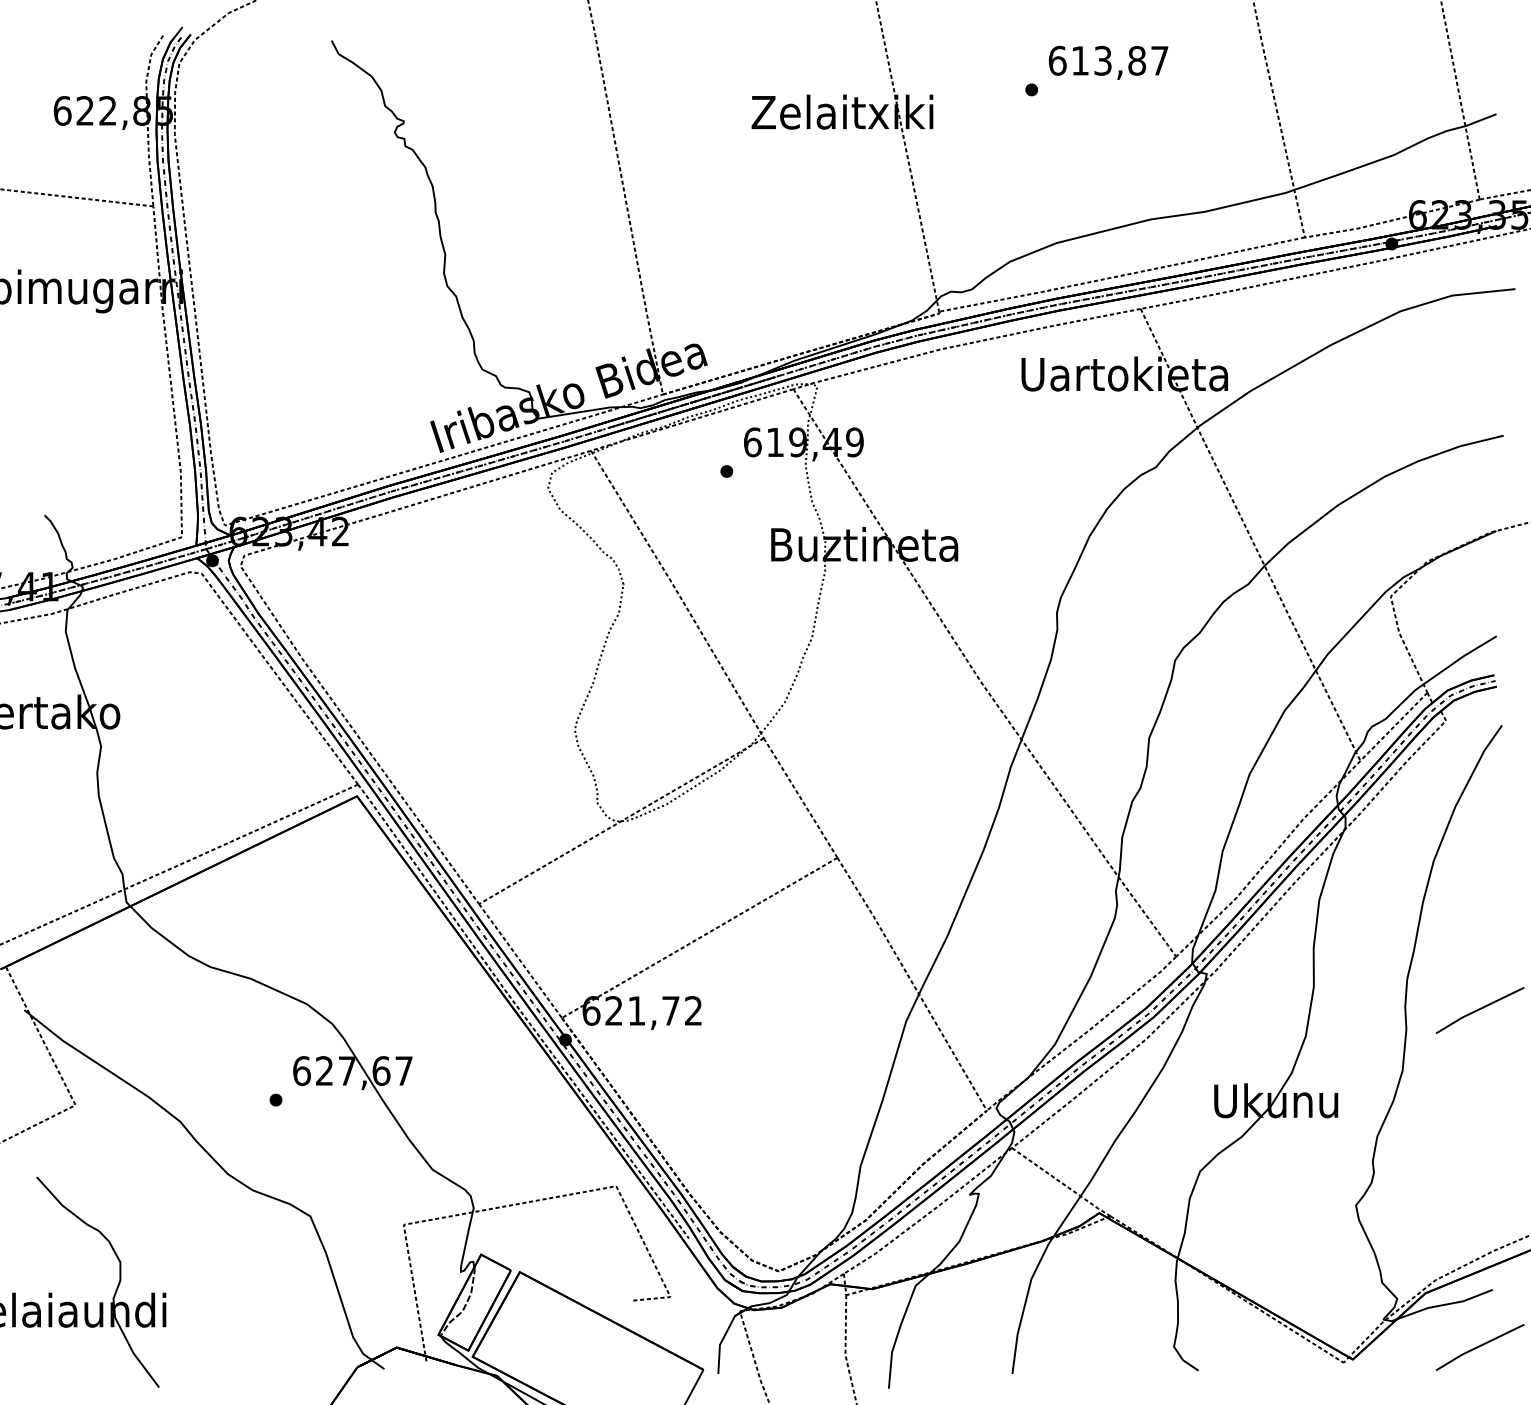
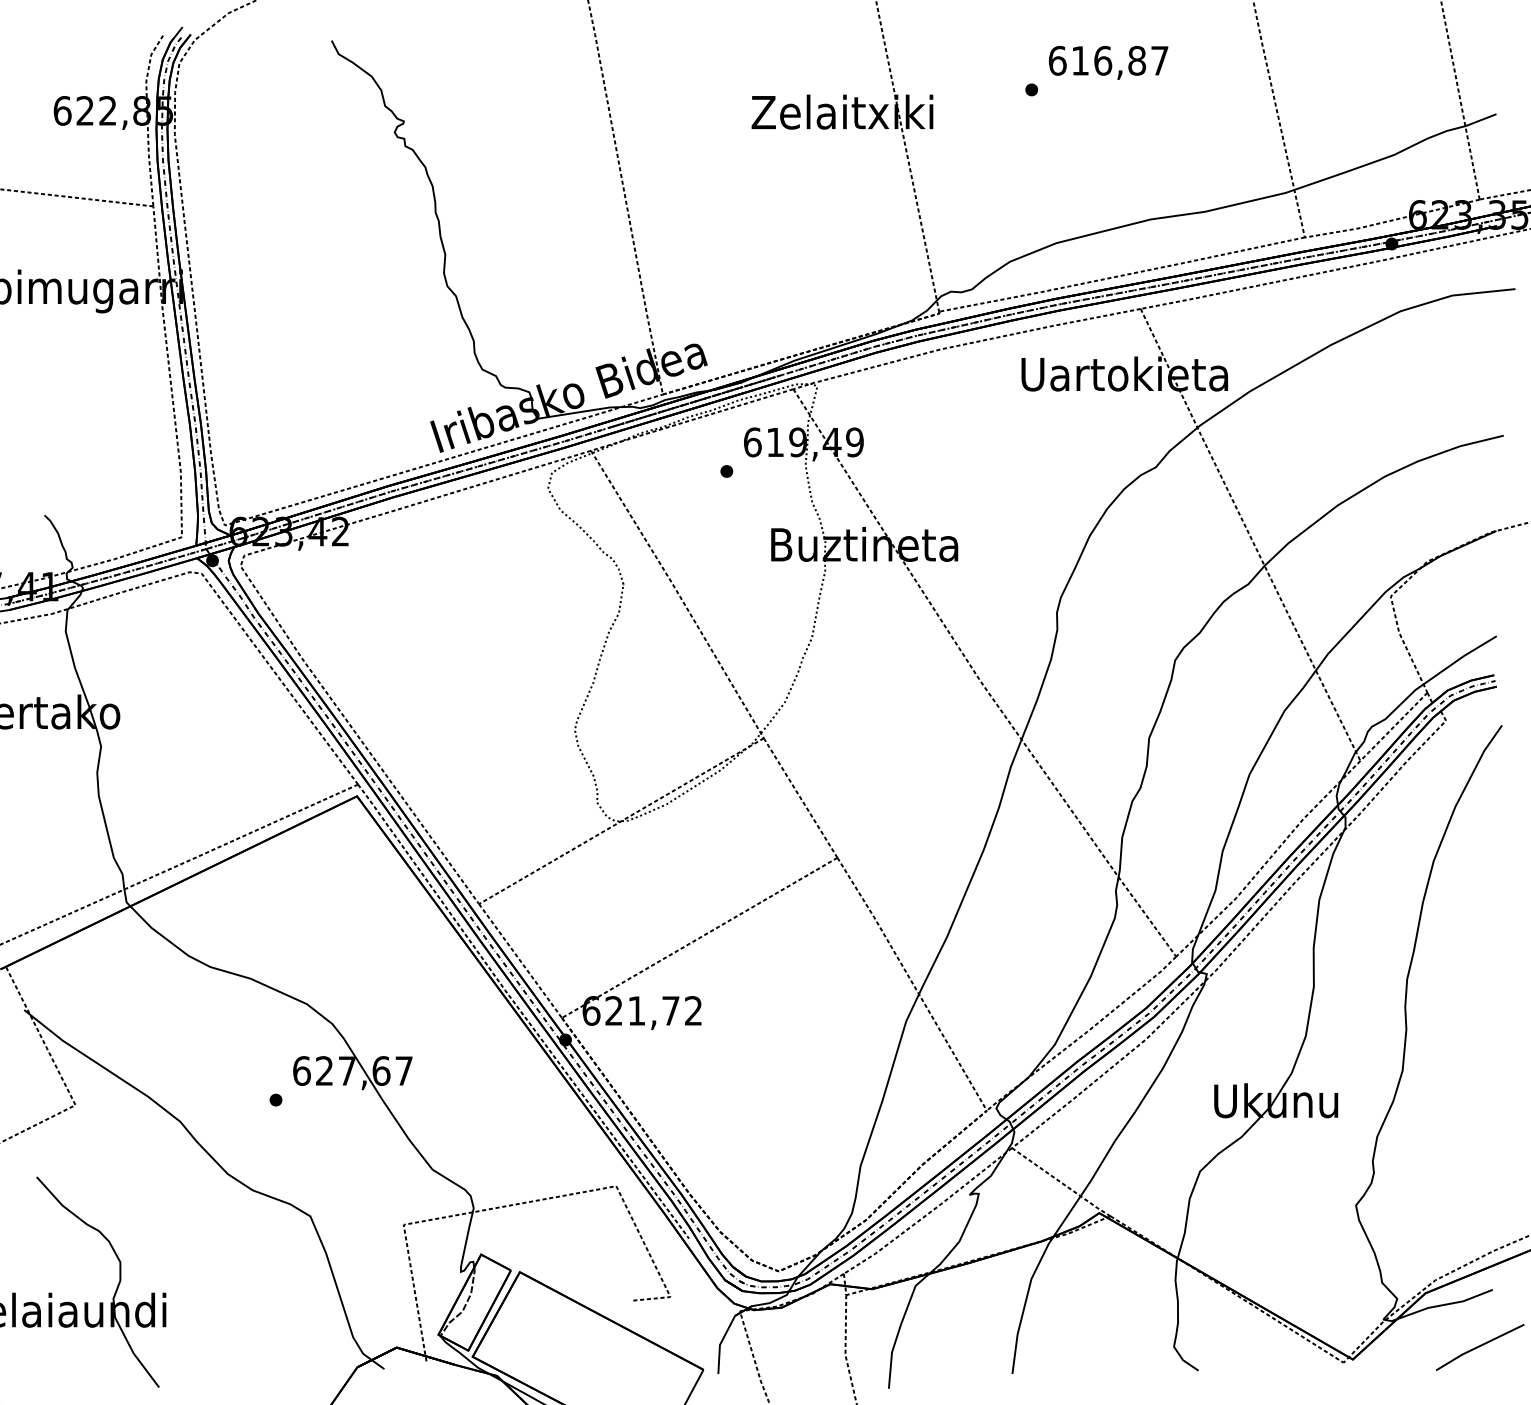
text: 613,87 -> 616,87 (1103, 60)
line: present -> none (1479, 1010)
